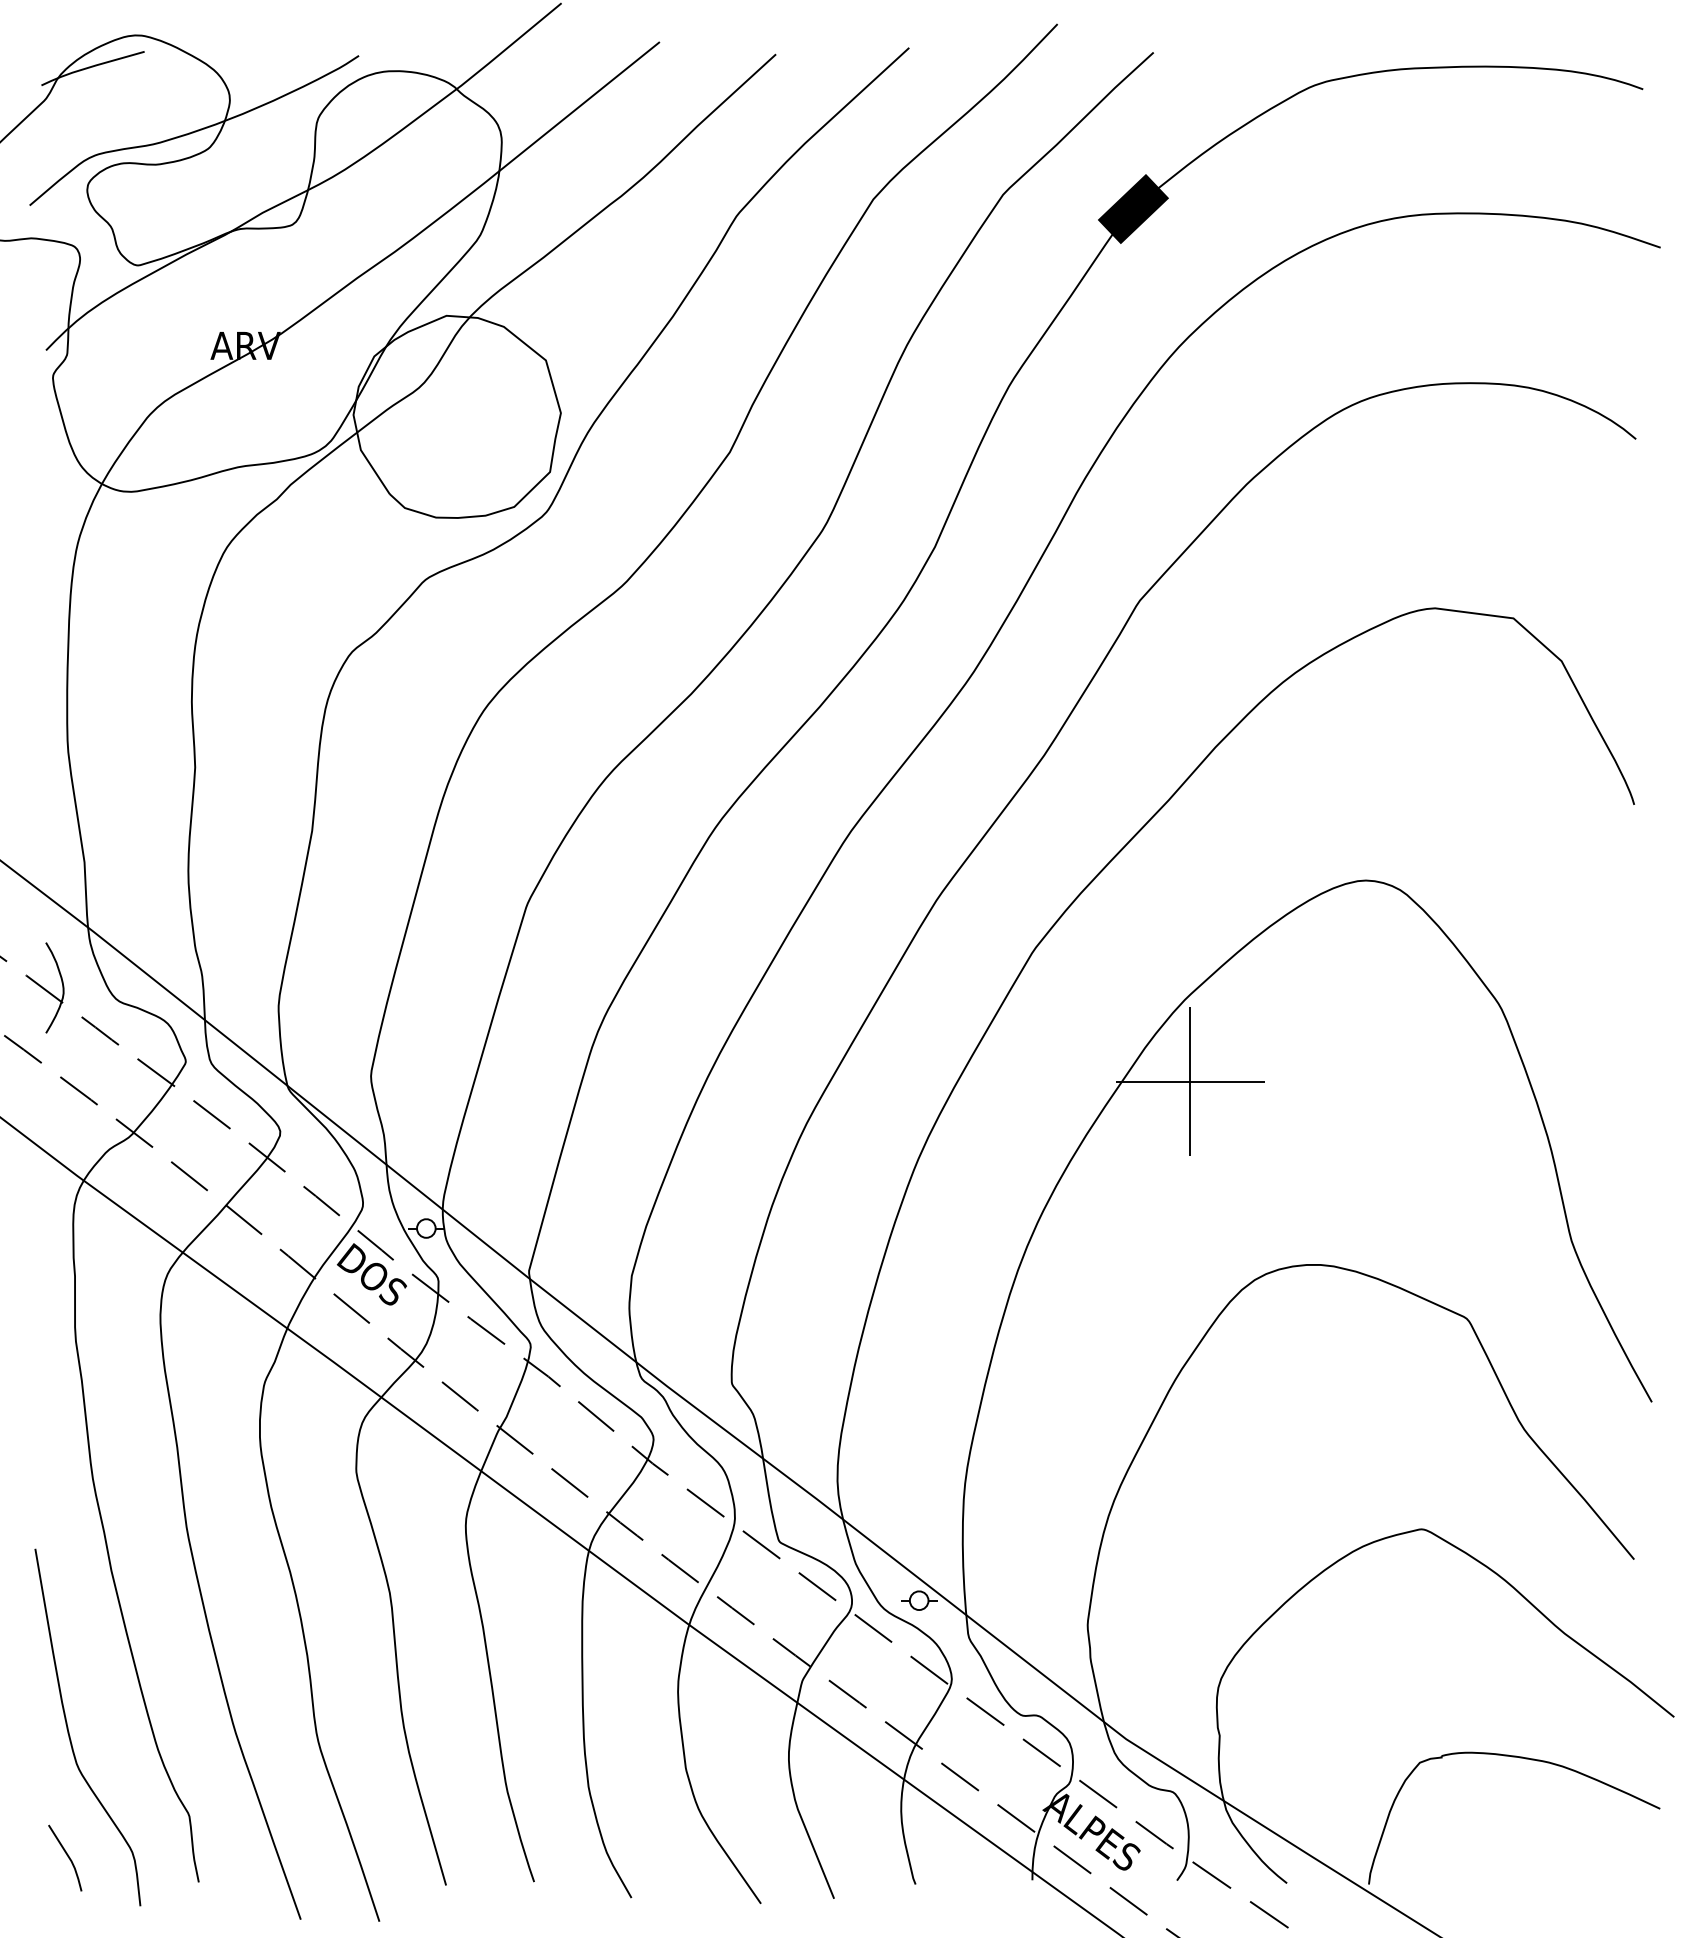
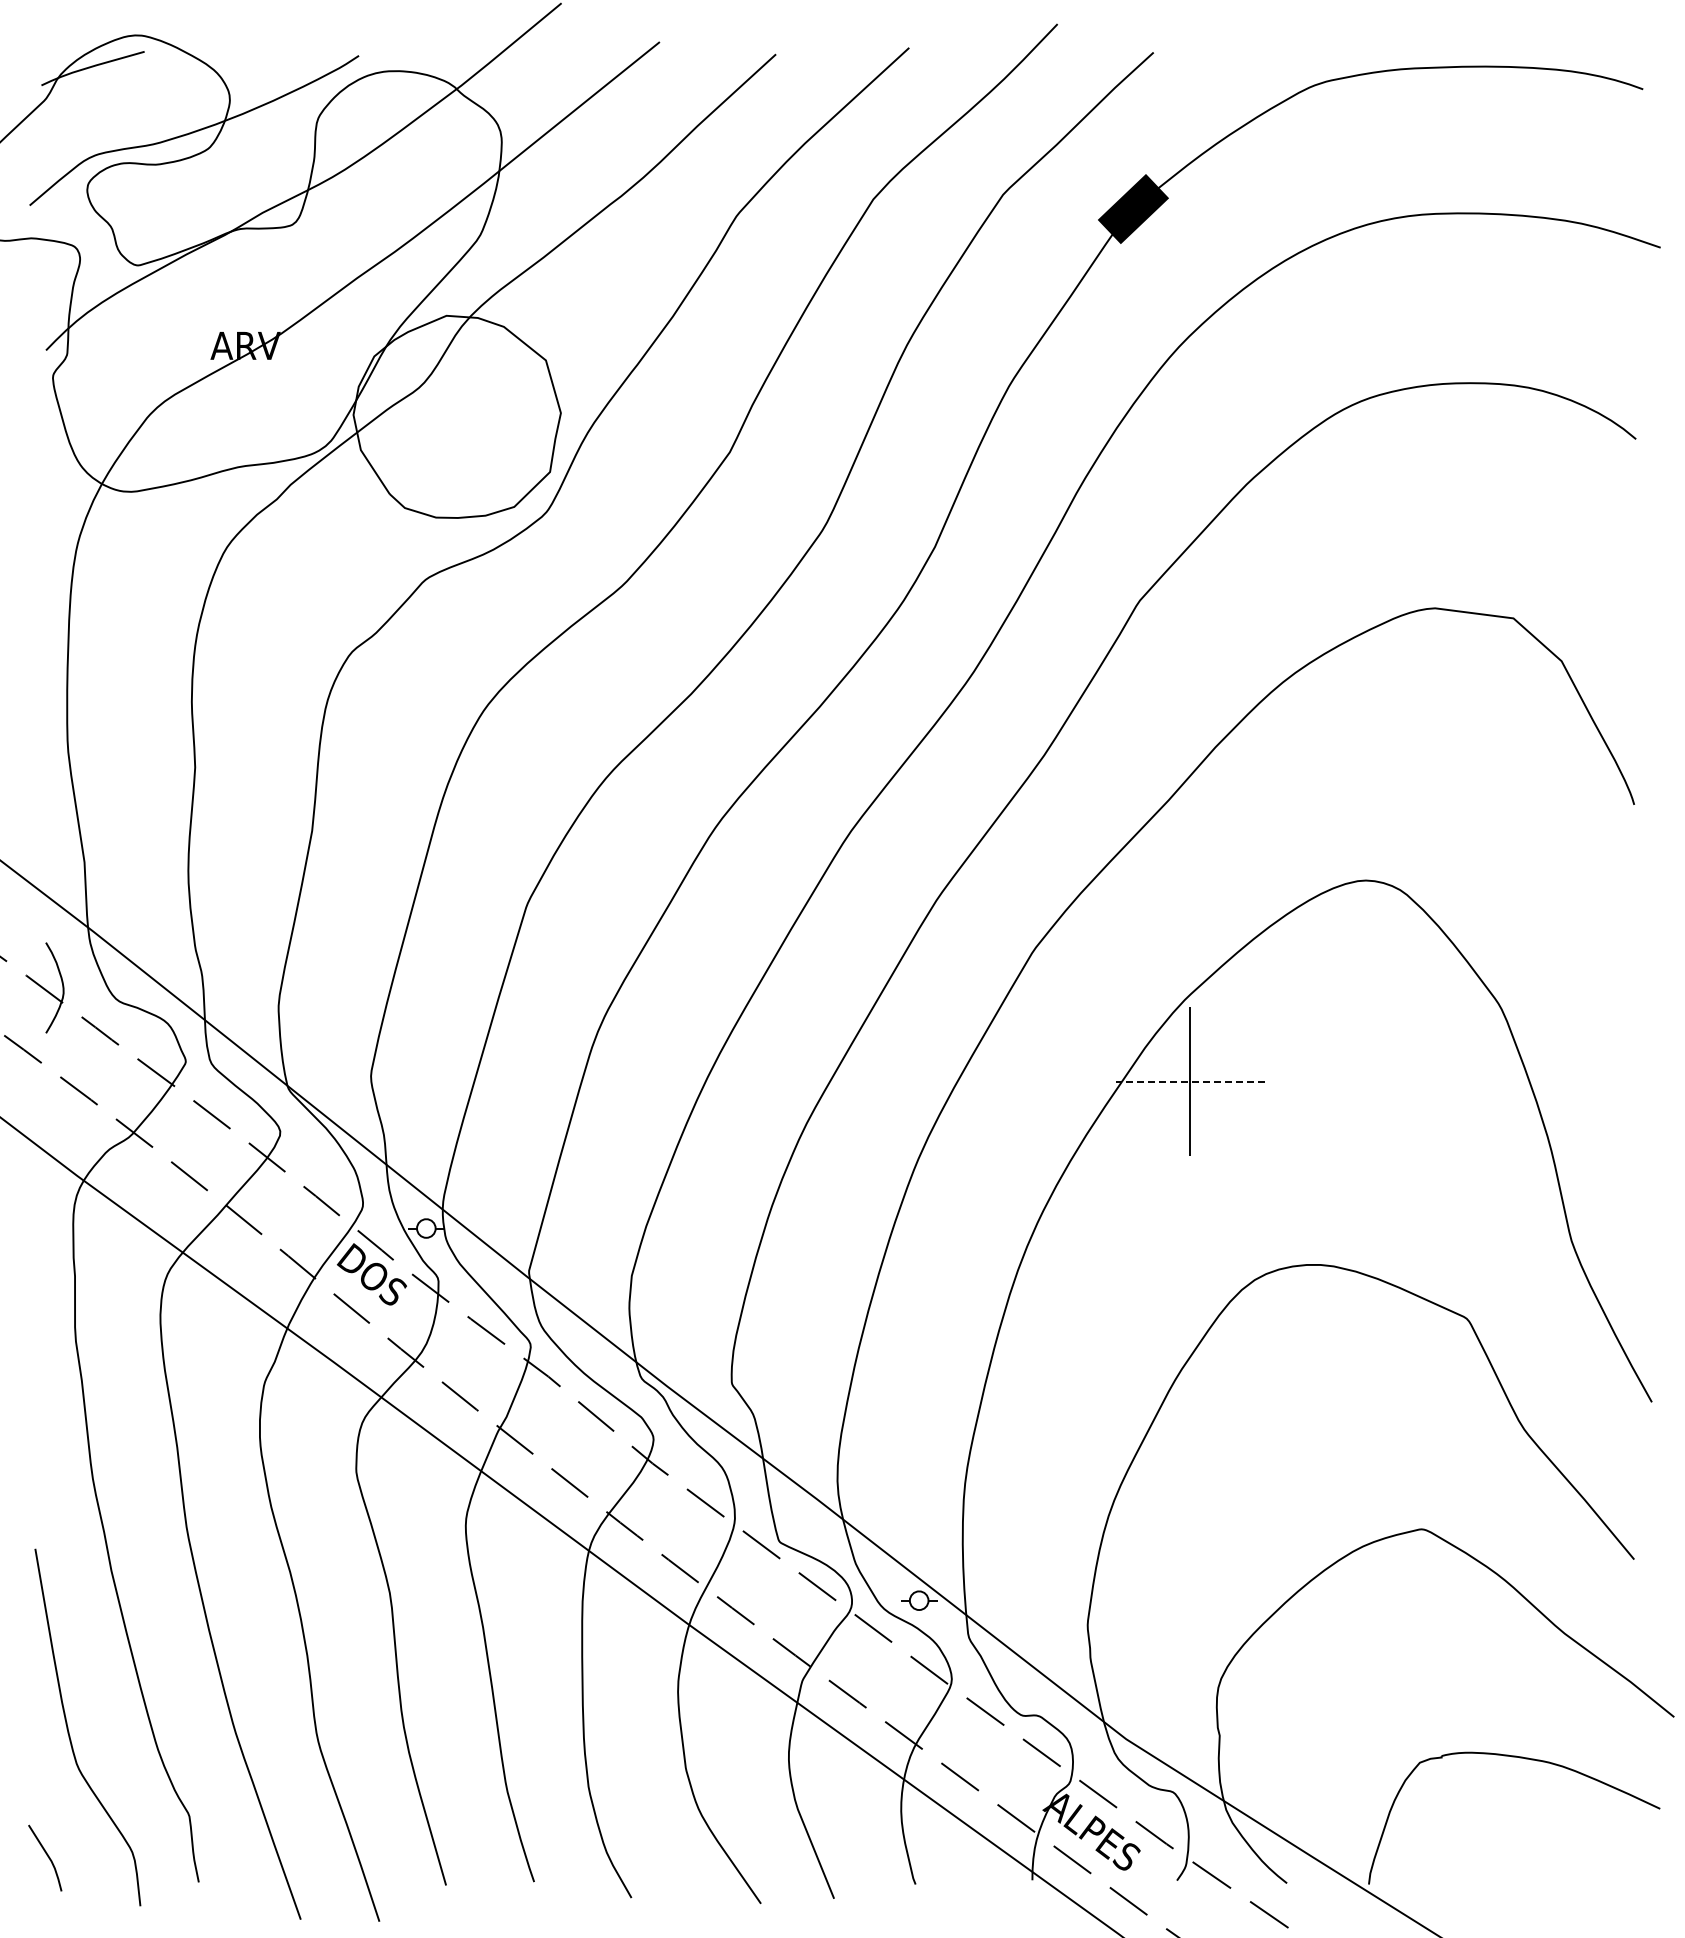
line: solid -> dashed (1189, 1081)
line position: (66, 1855) -> (46, 1855) (46, 1855)
